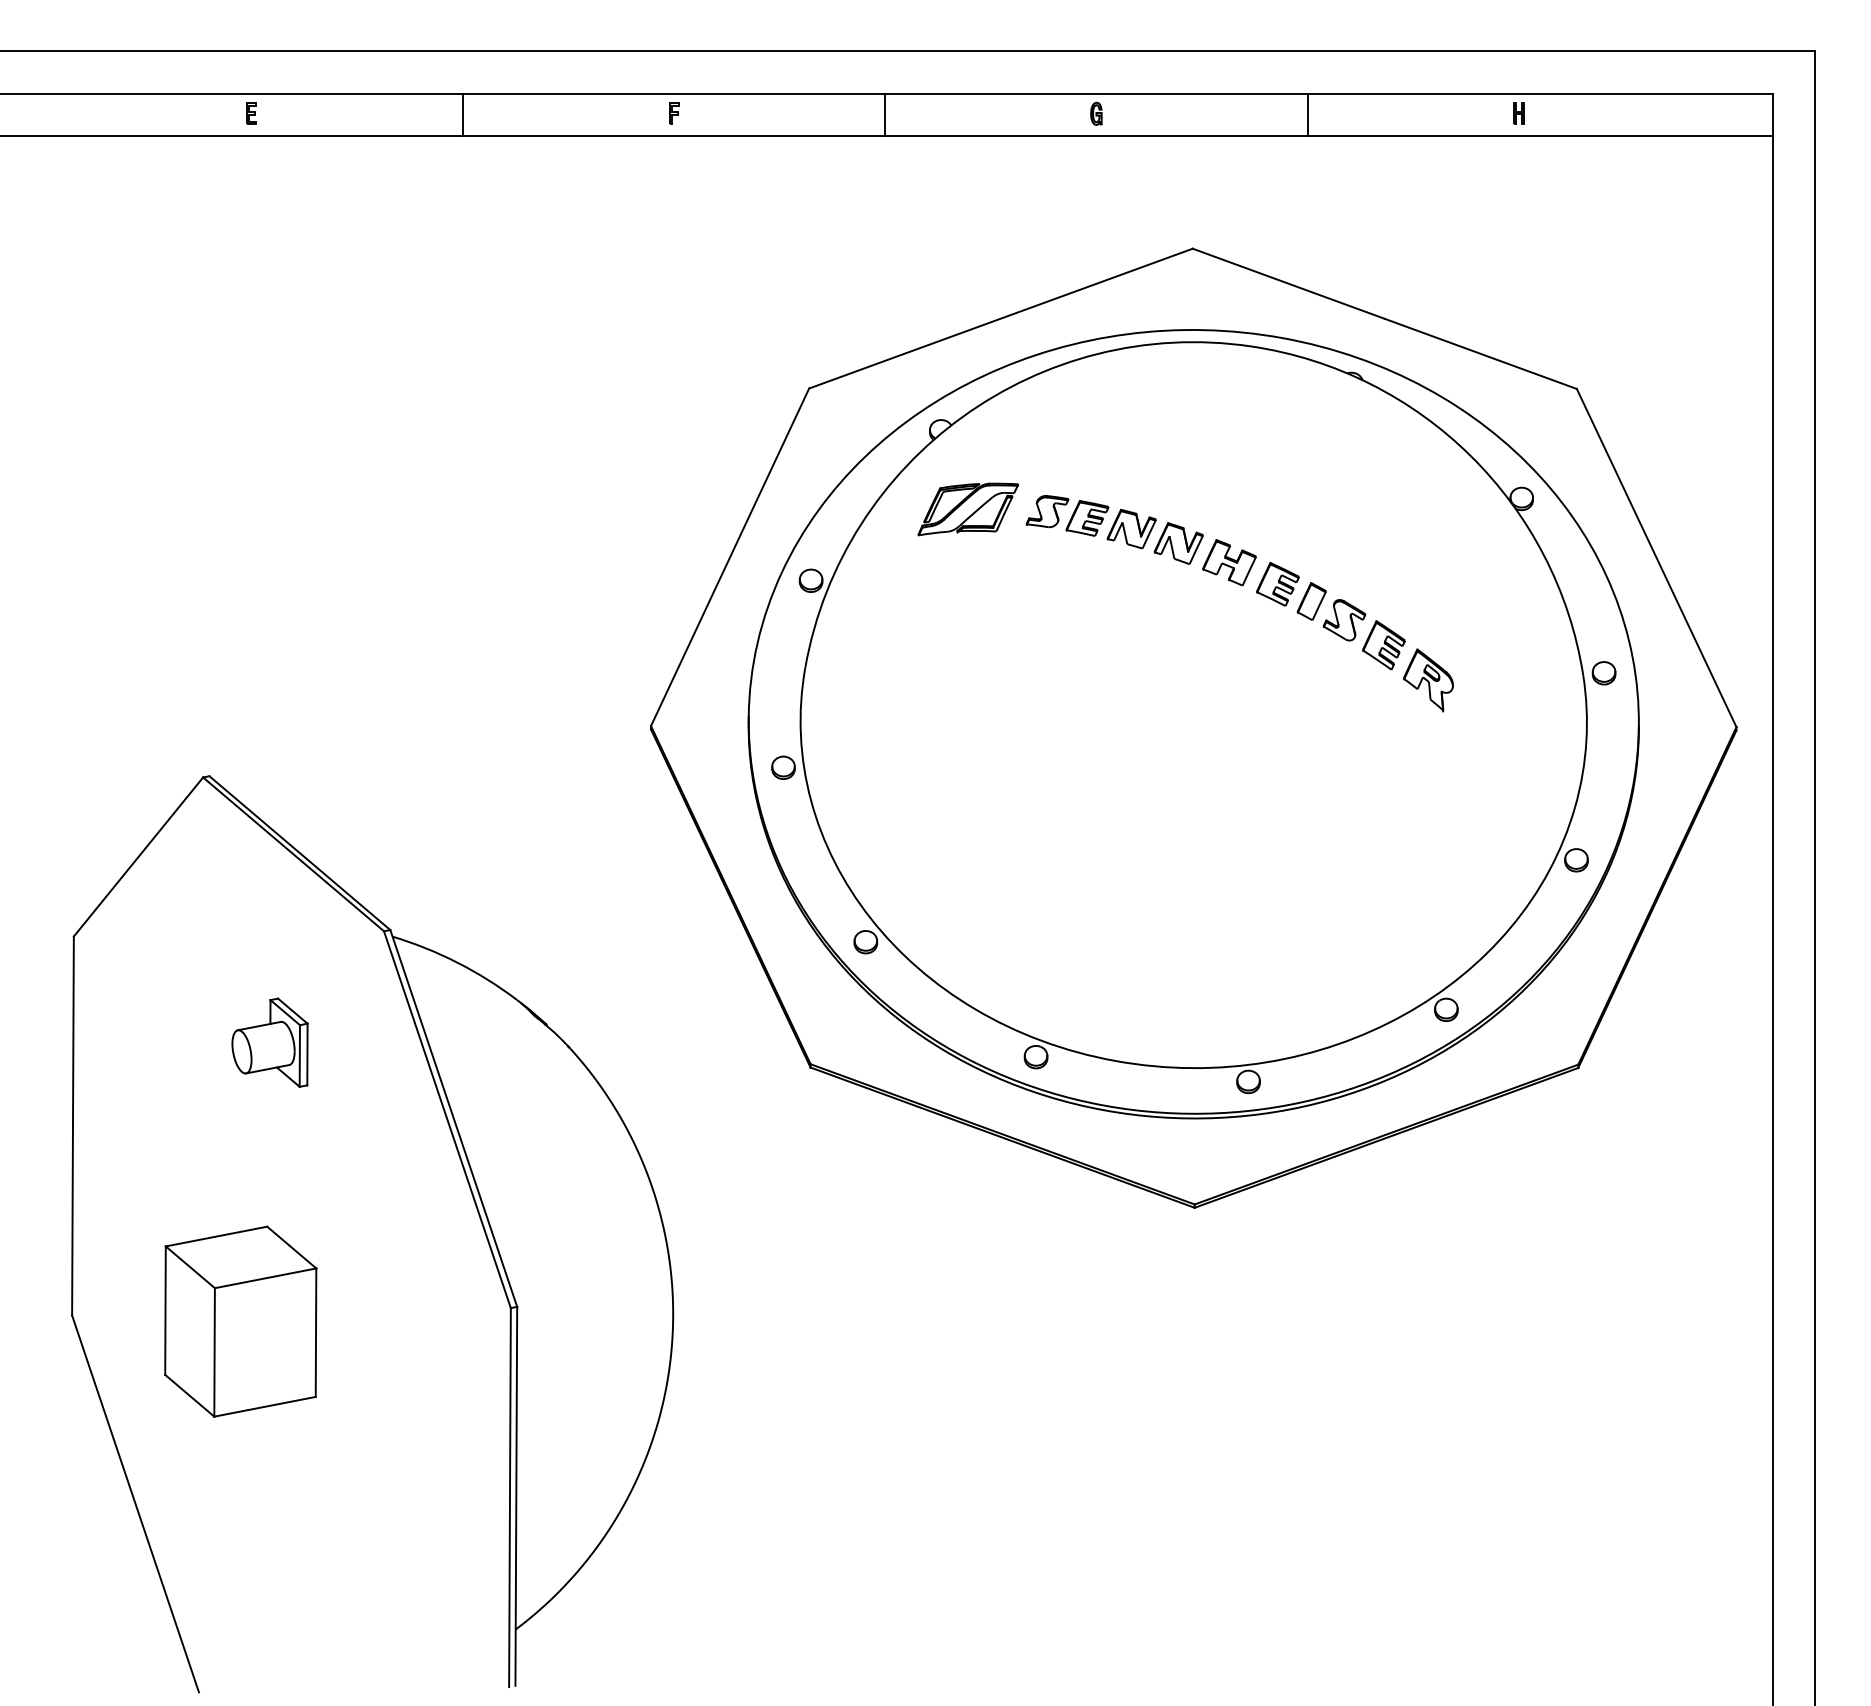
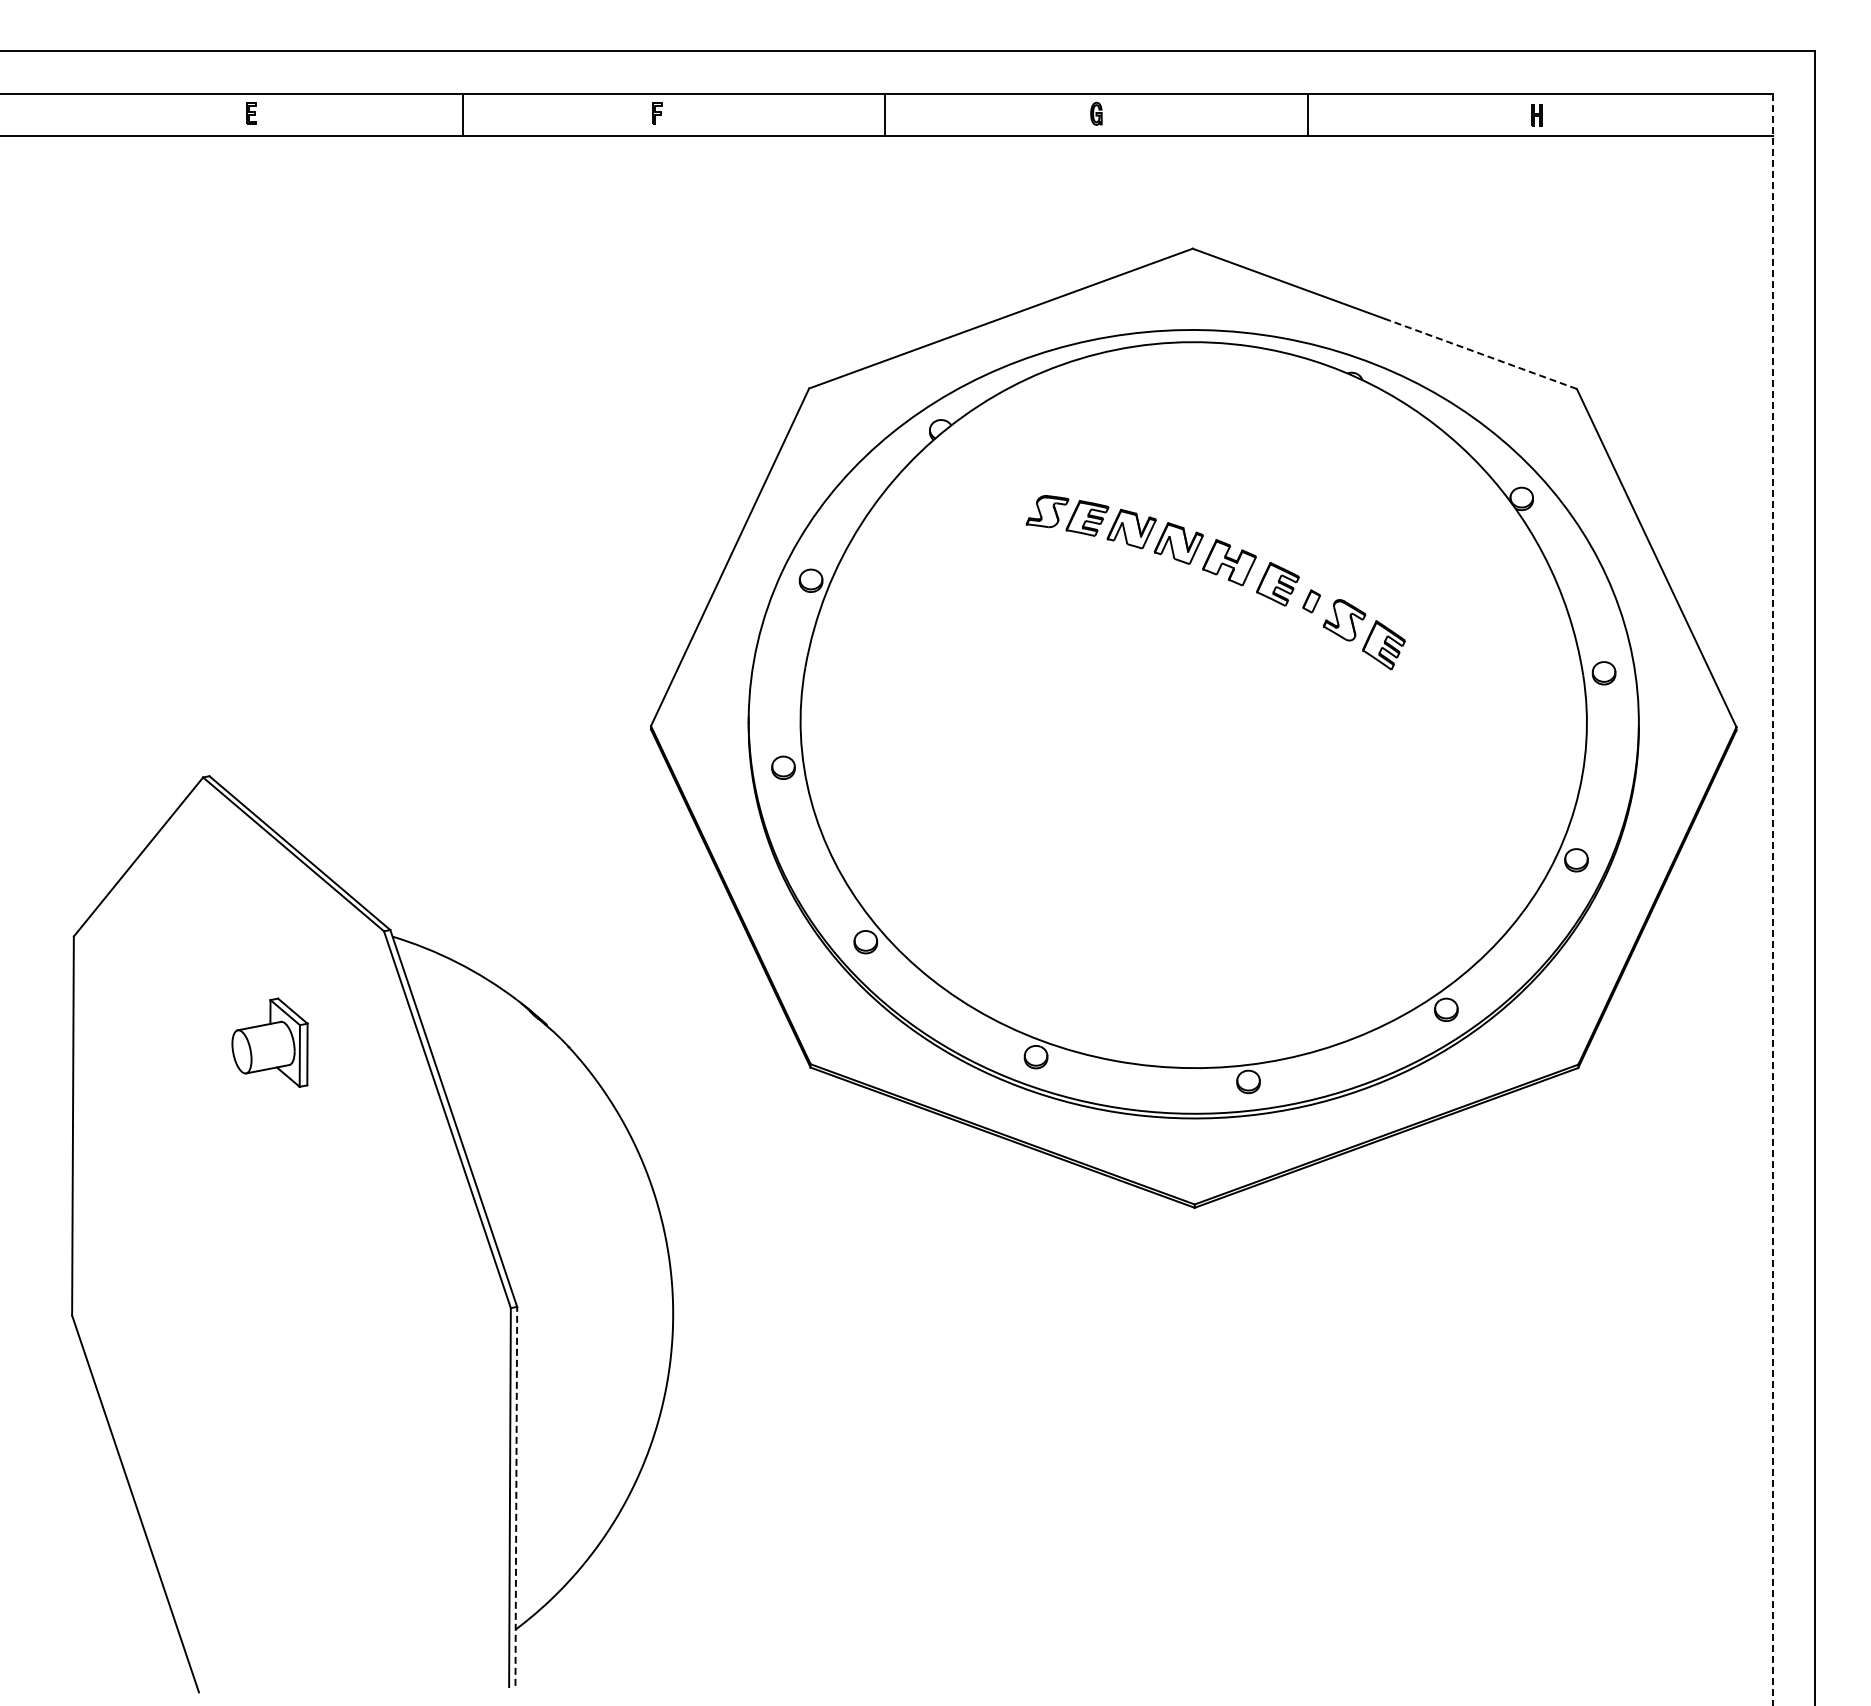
part position: (674, 113) -> (657, 113) (657, 113)
part position: (1518, 113) -> (1536, 115) (1536, 115)
line: solid -> dashed (1480, 353)
part: present -> none (967, 509)
part size: 31x39 px -> 19x25 px (1311, 601)
part: present -> none (1428, 680)
line: solid -> dashed (1772, 899)
part: present -> none (240, 1321)
line: solid -> dashed (516, 1495)
